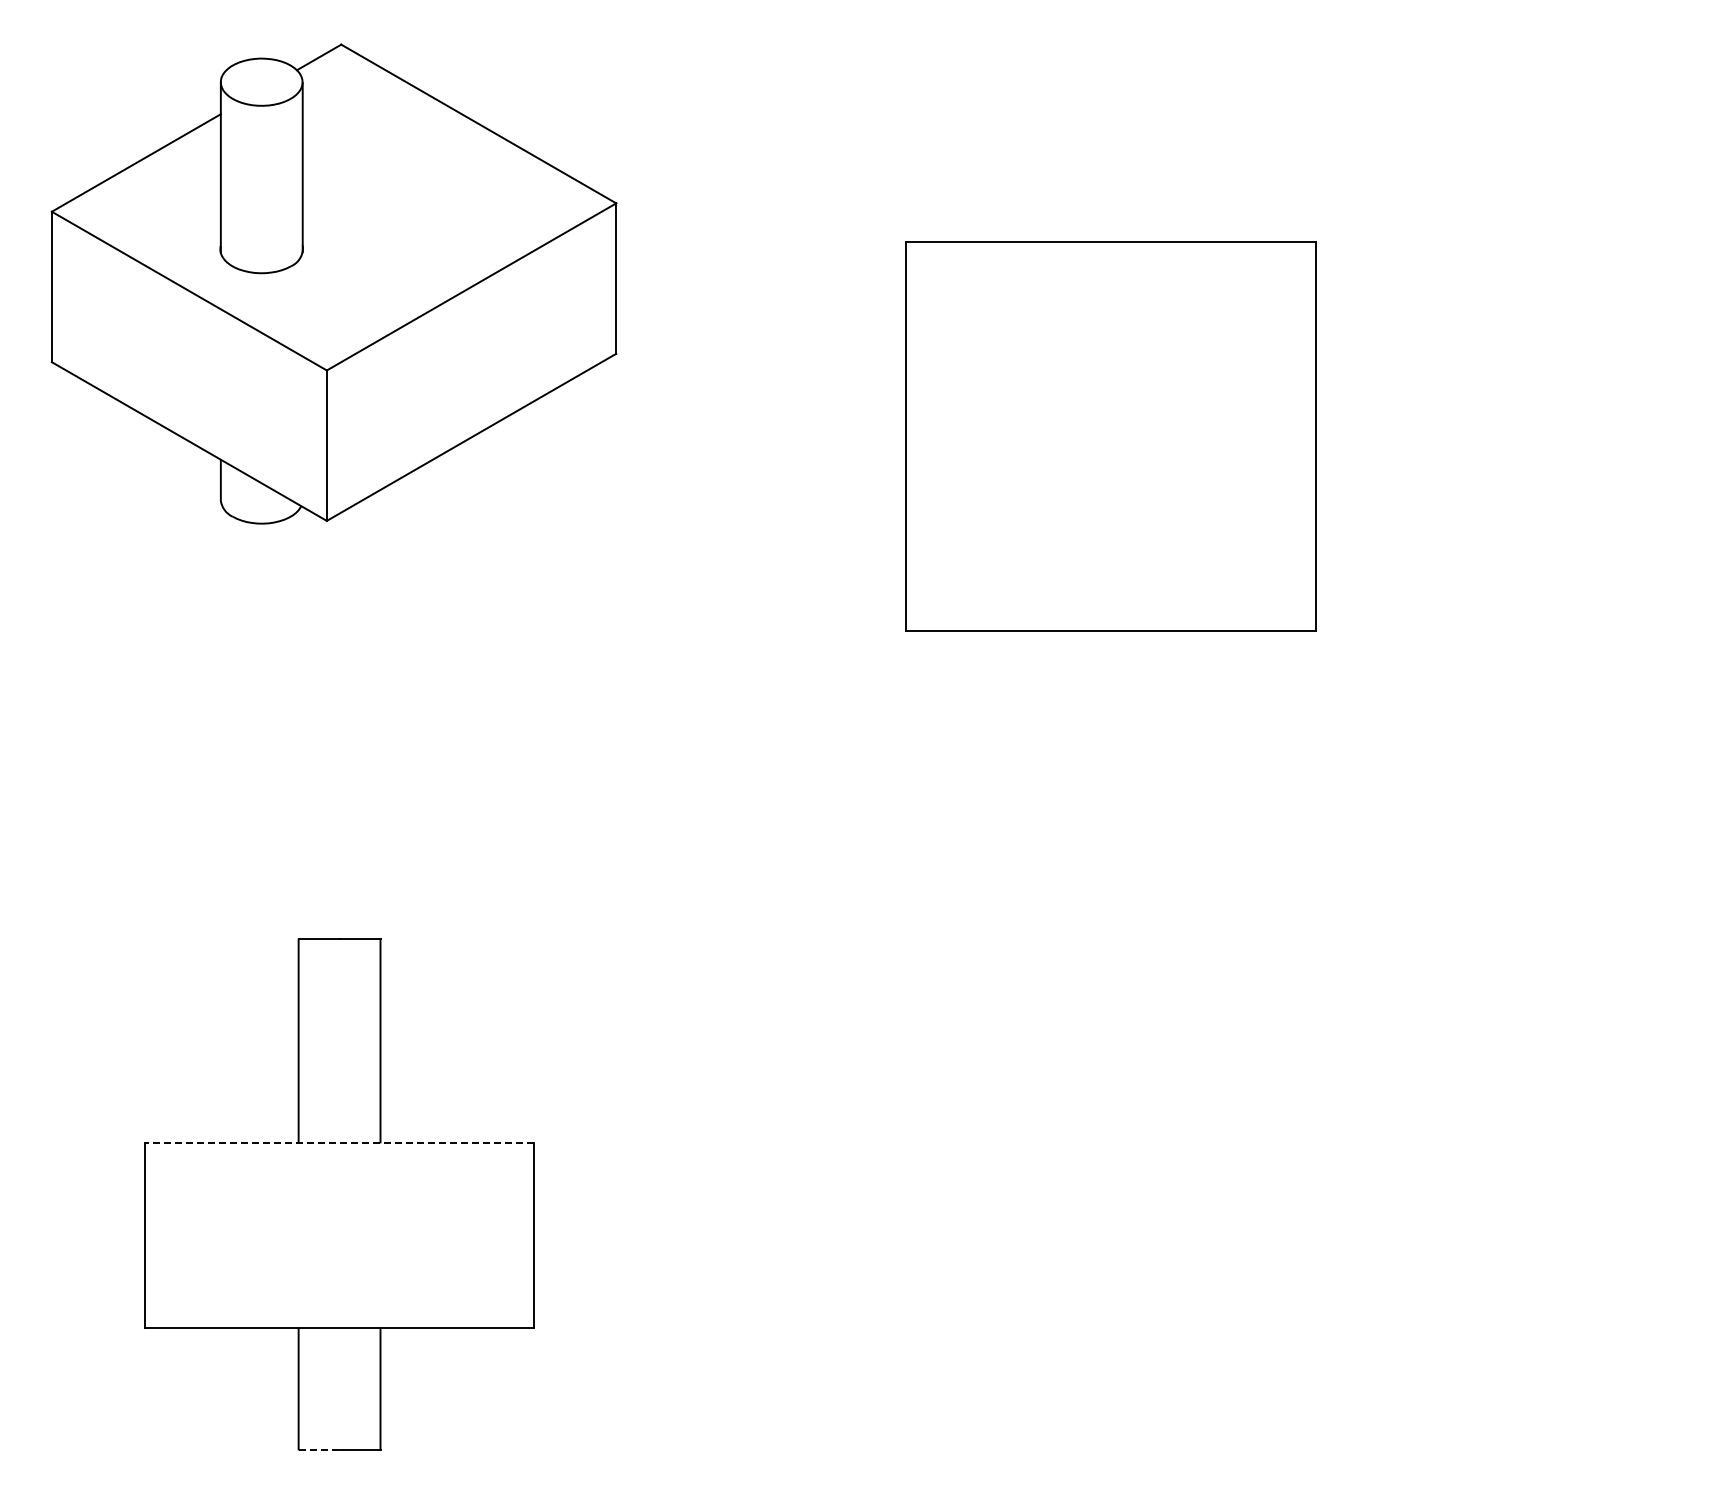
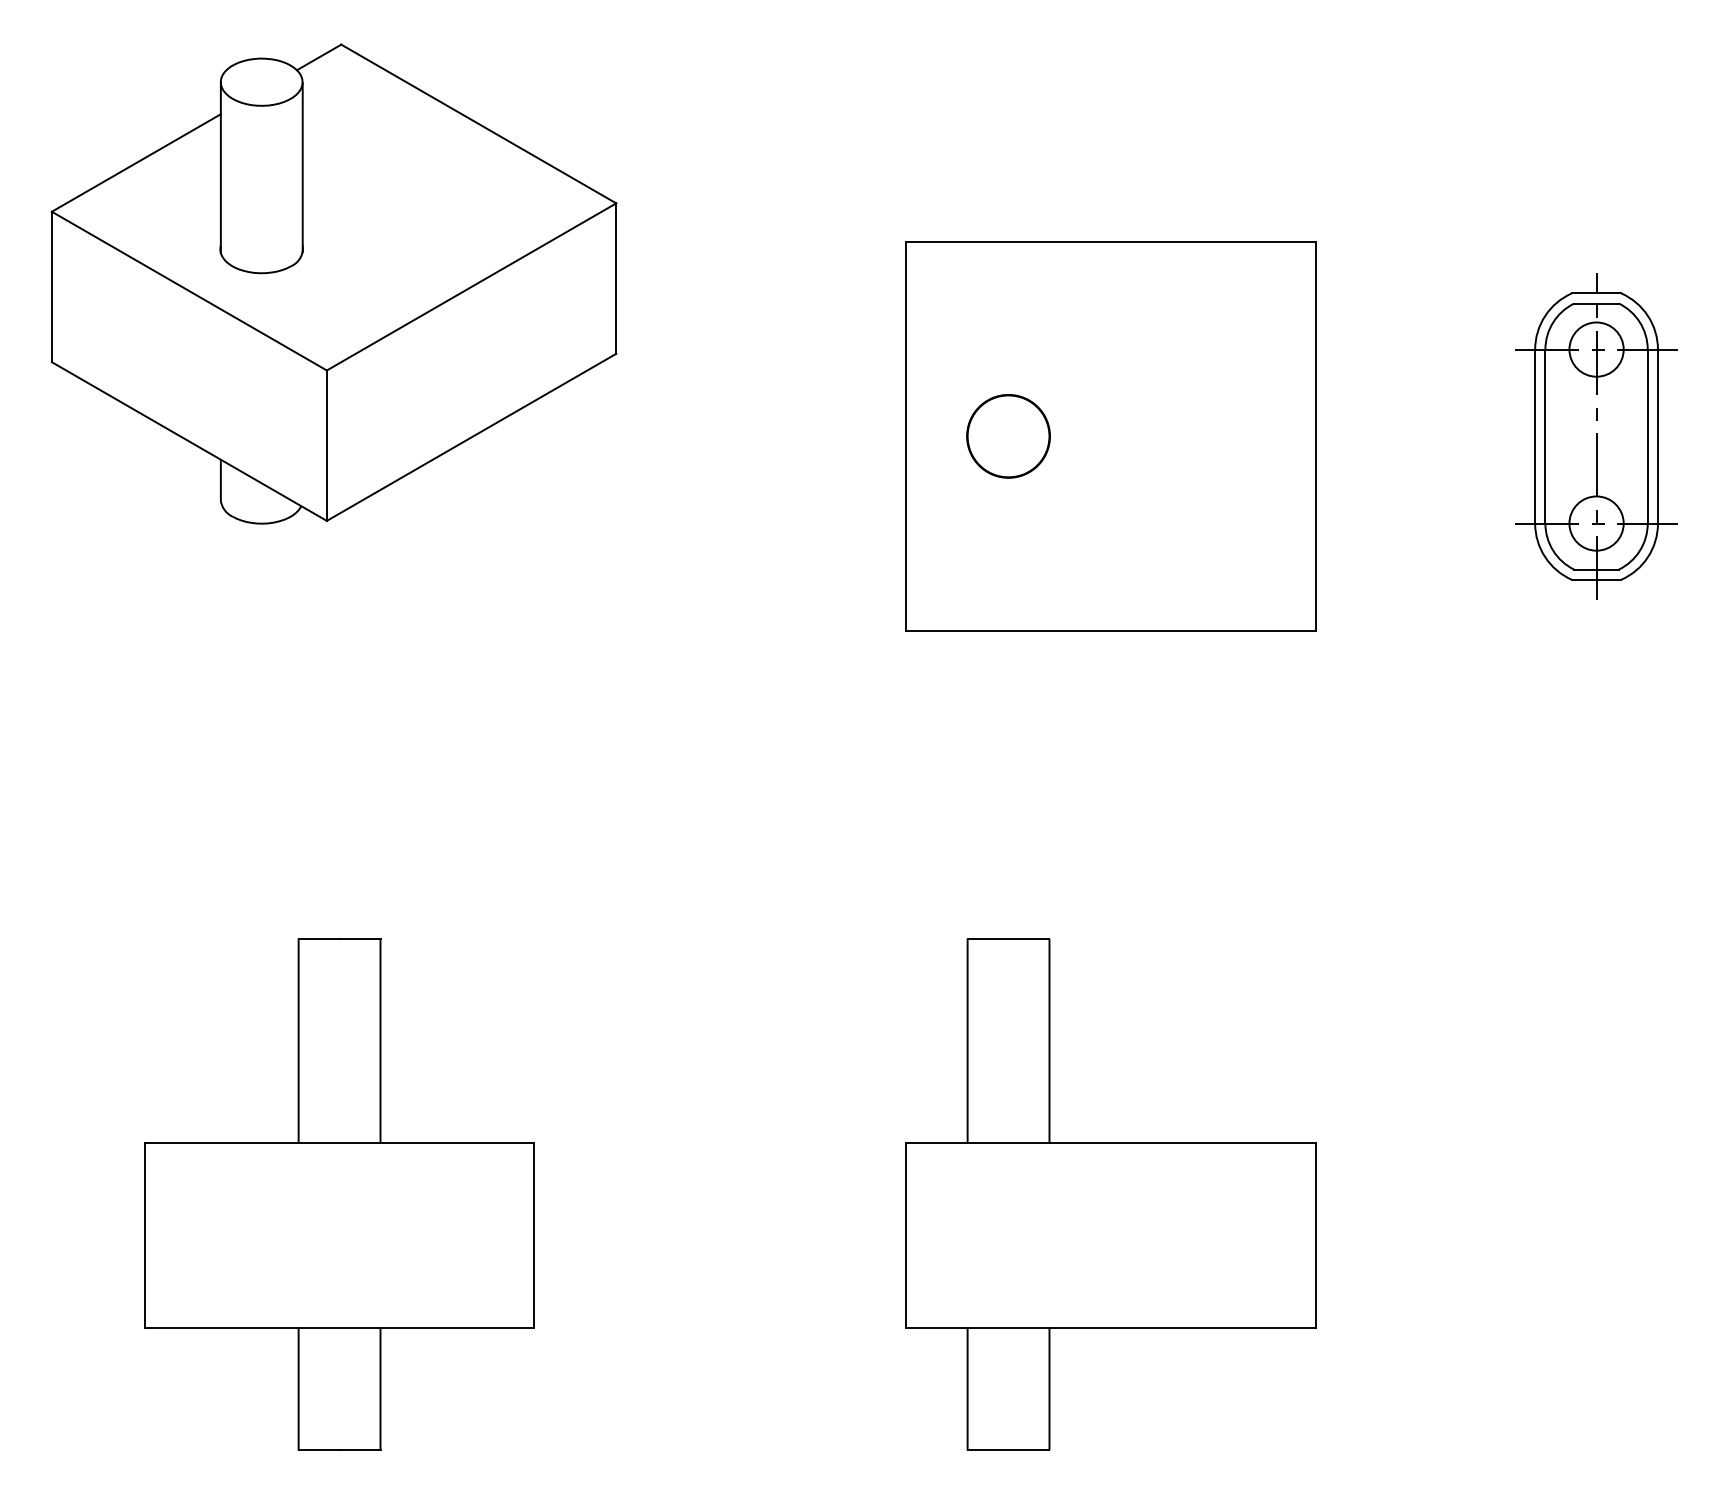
circle: none -> present (1008, 436)
part: none -> present (1596, 436)
line: dashed -> solid (339, 1143)
part: none -> present (1110, 1194)
line: dashed -> solid (319, 1450)
